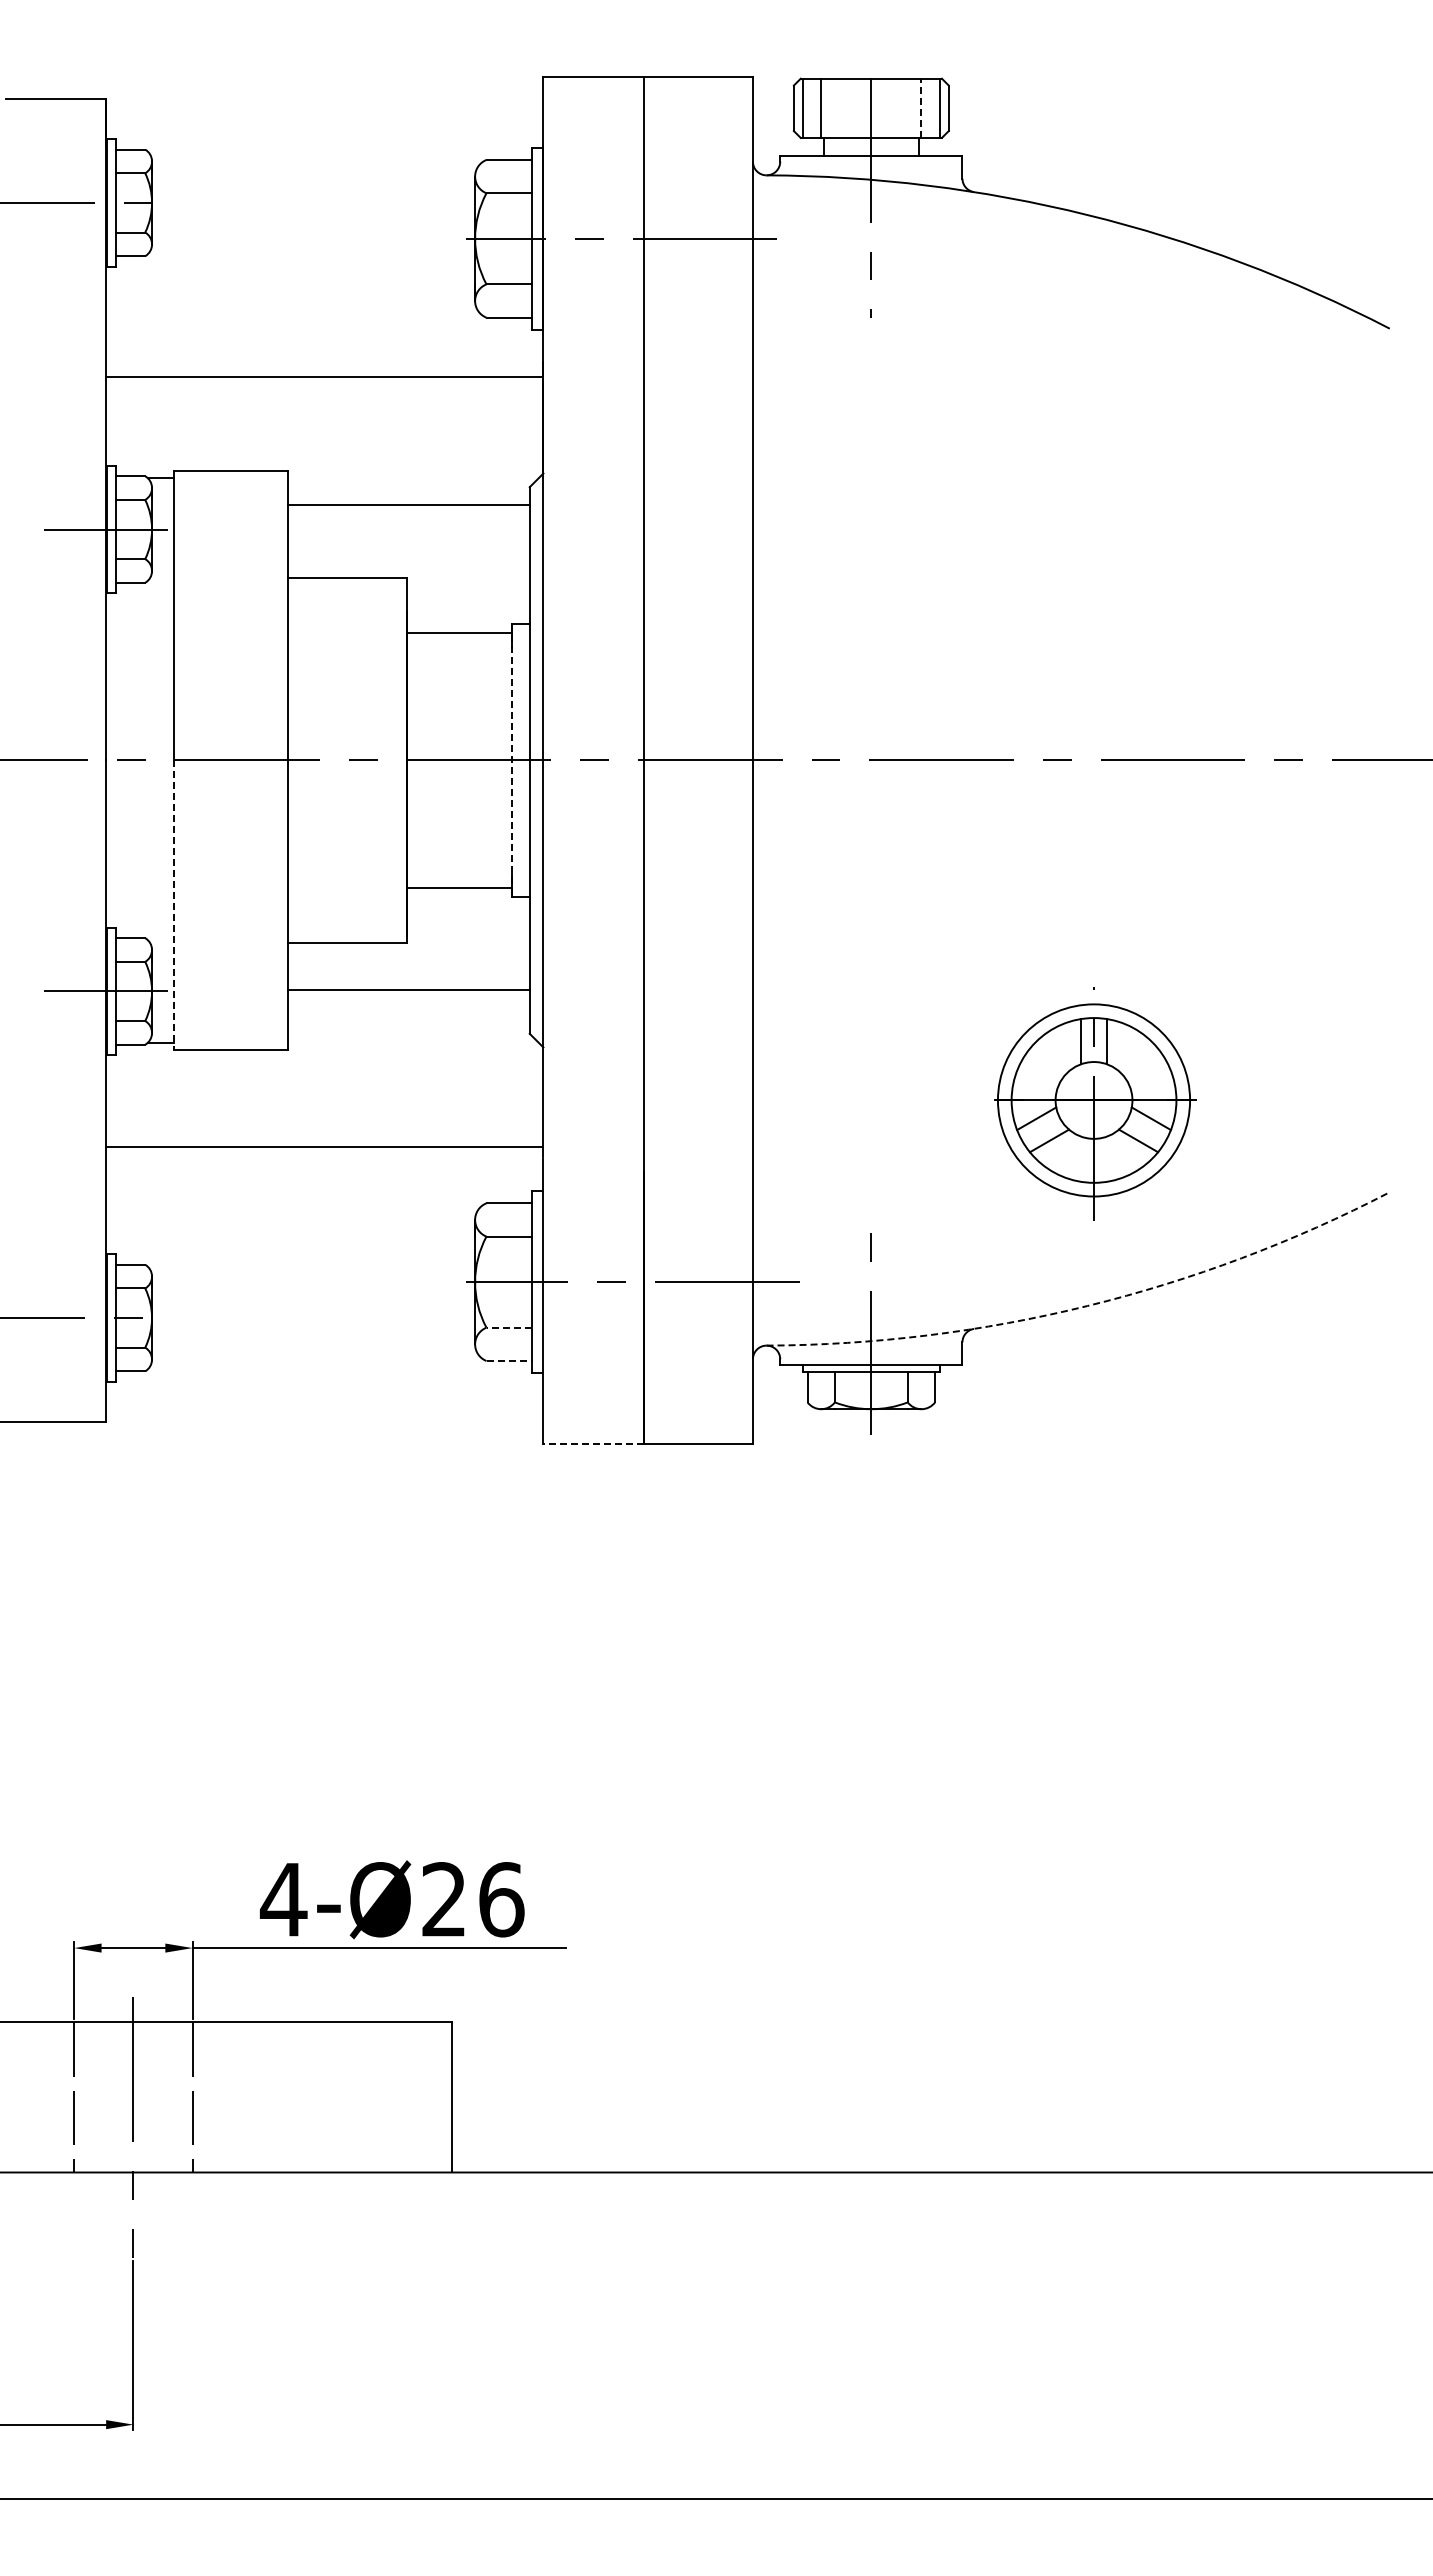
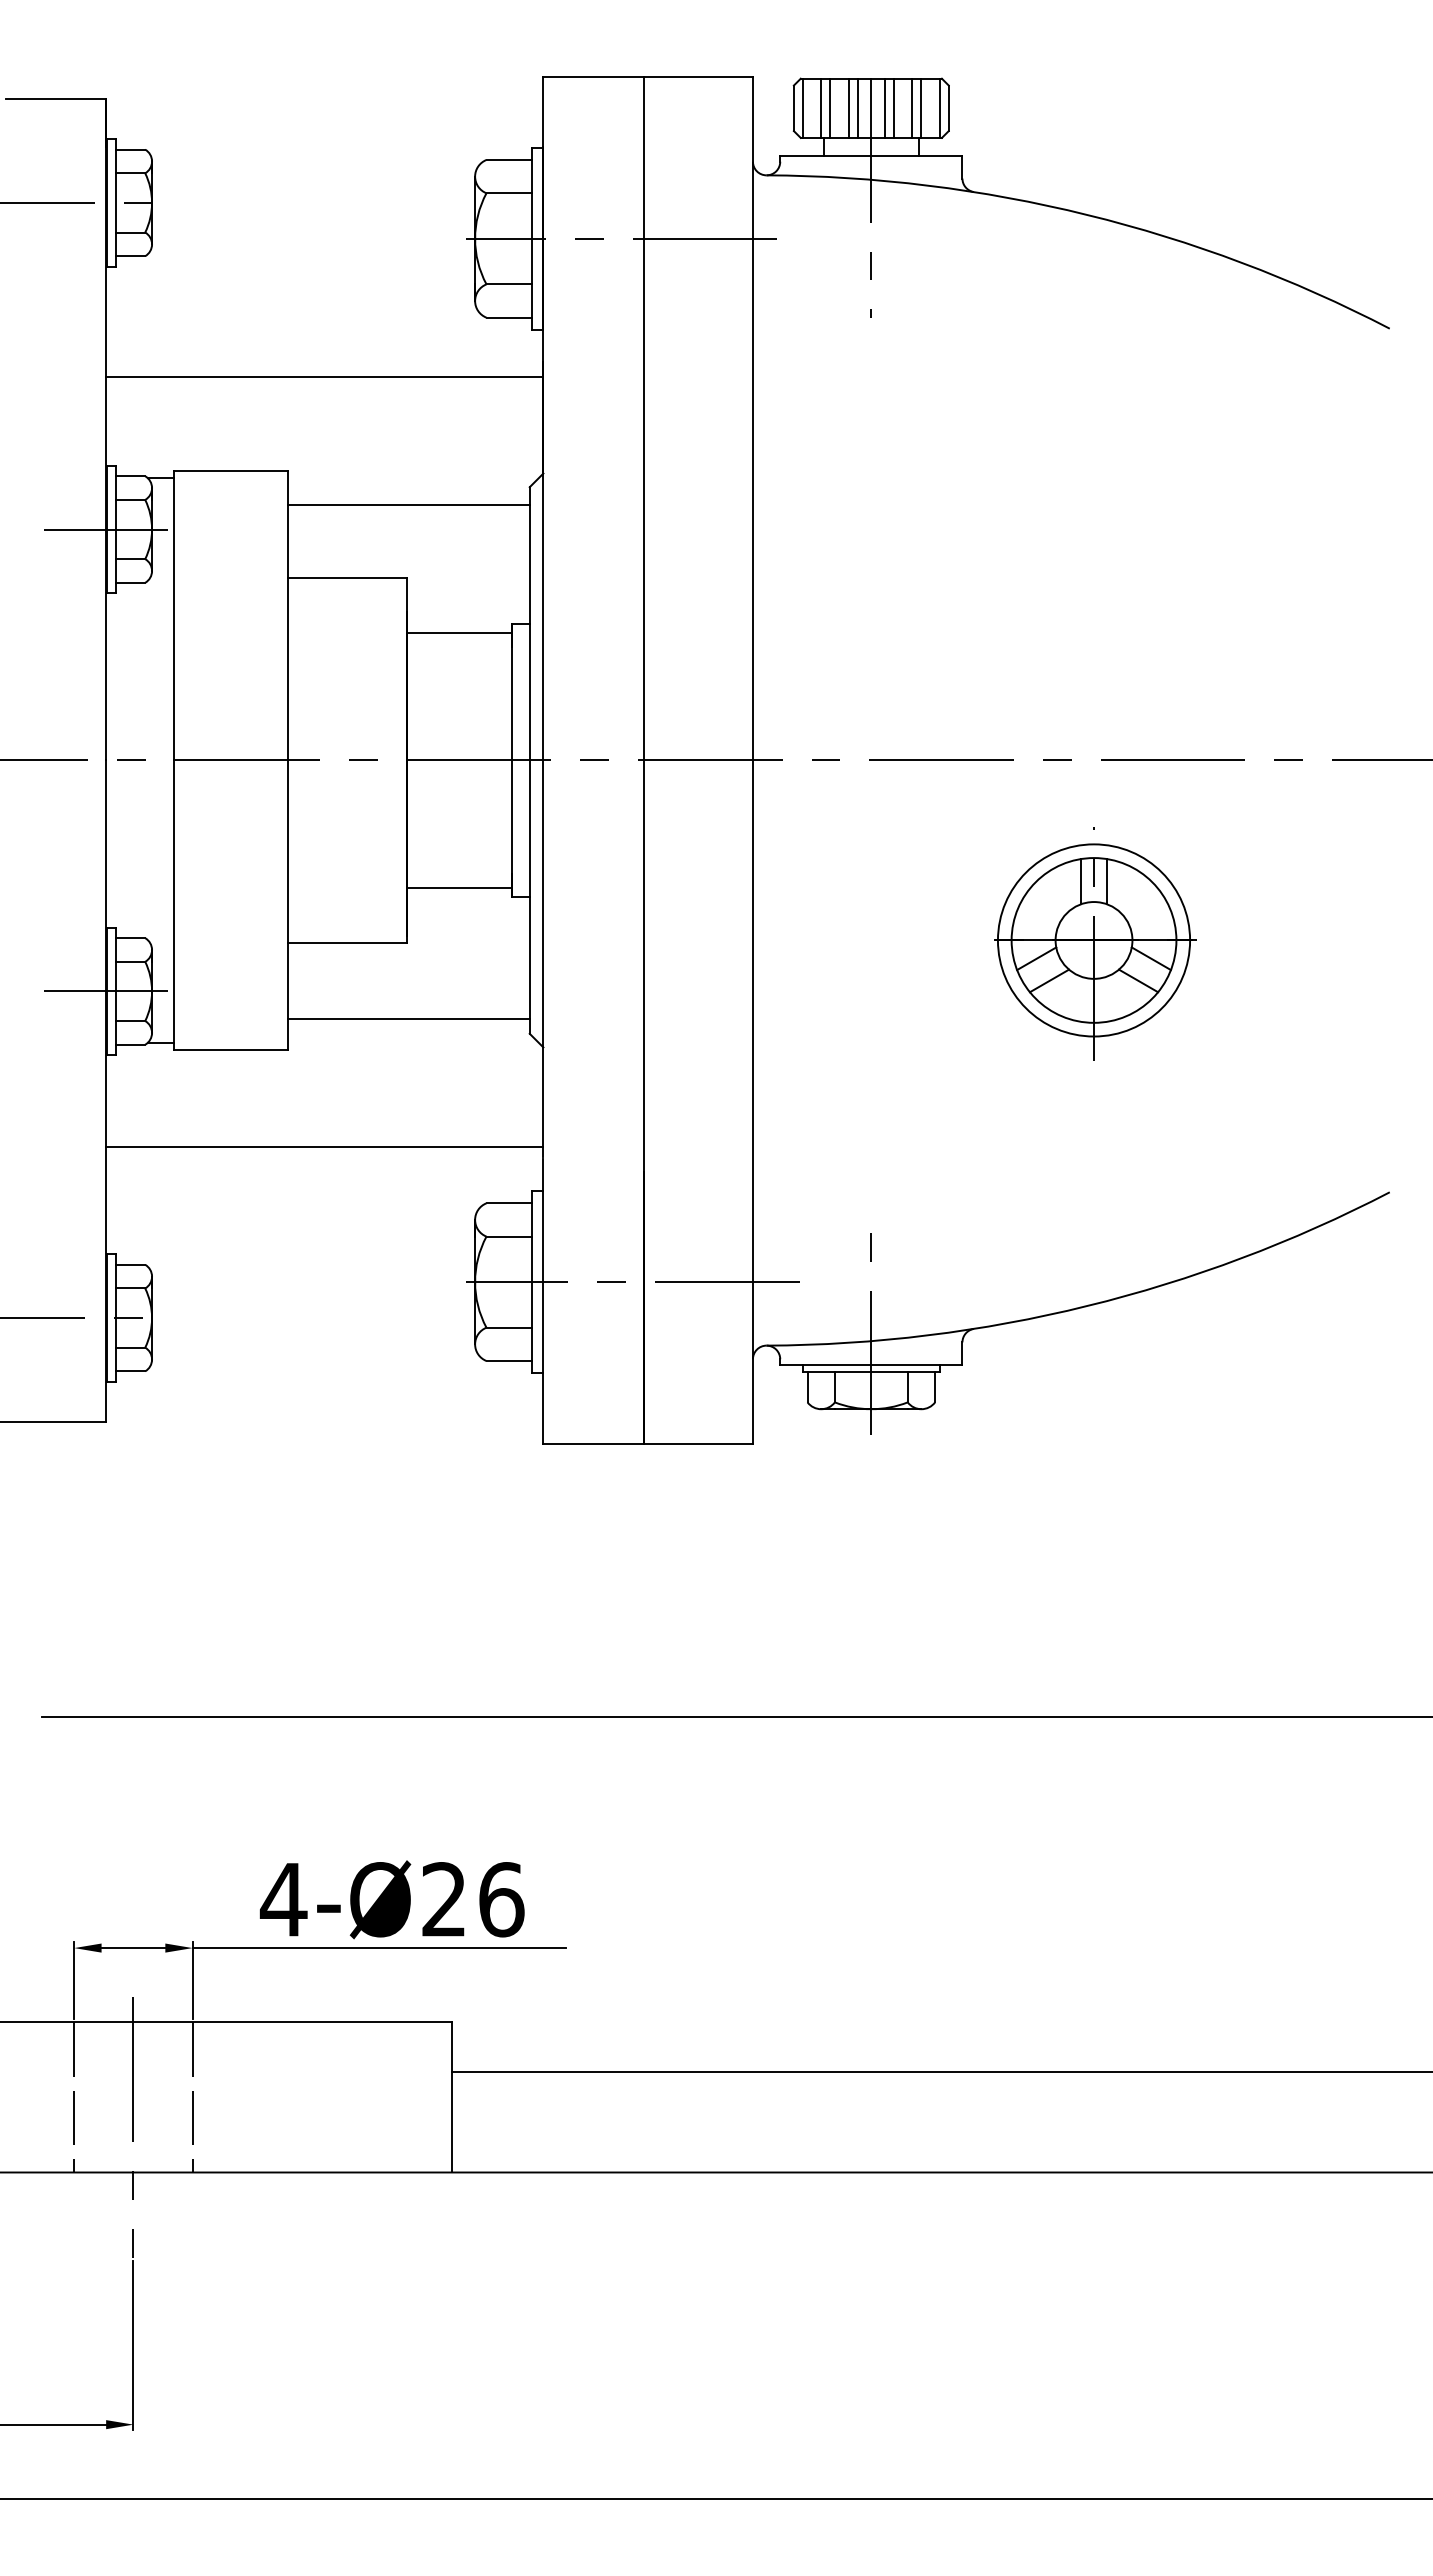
line: none -> present (830, 107)
line: none -> present (848, 107)
line: none -> present (857, 107)
line: none -> present (885, 107)
line: none -> present (894, 107)
line: none -> present (912, 107)
line: dashed -> solid (921, 108)
line: dashed -> solid (511, 760)
line: dashed -> solid (174, 905)
line position: (408, 990) -> (408, 1019) (408, 1019)
part position: (1095, 1103) -> (1095, 943) (1095, 943)
arc: dashed -> solid (1087, 1306)
line: dashed -> solid (509, 1327)
line: dashed -> solid (509, 1361)
line: dashed -> solid (593, 1443)
line: none -> present (735, 1717)
line: none -> present (940, 2072)
